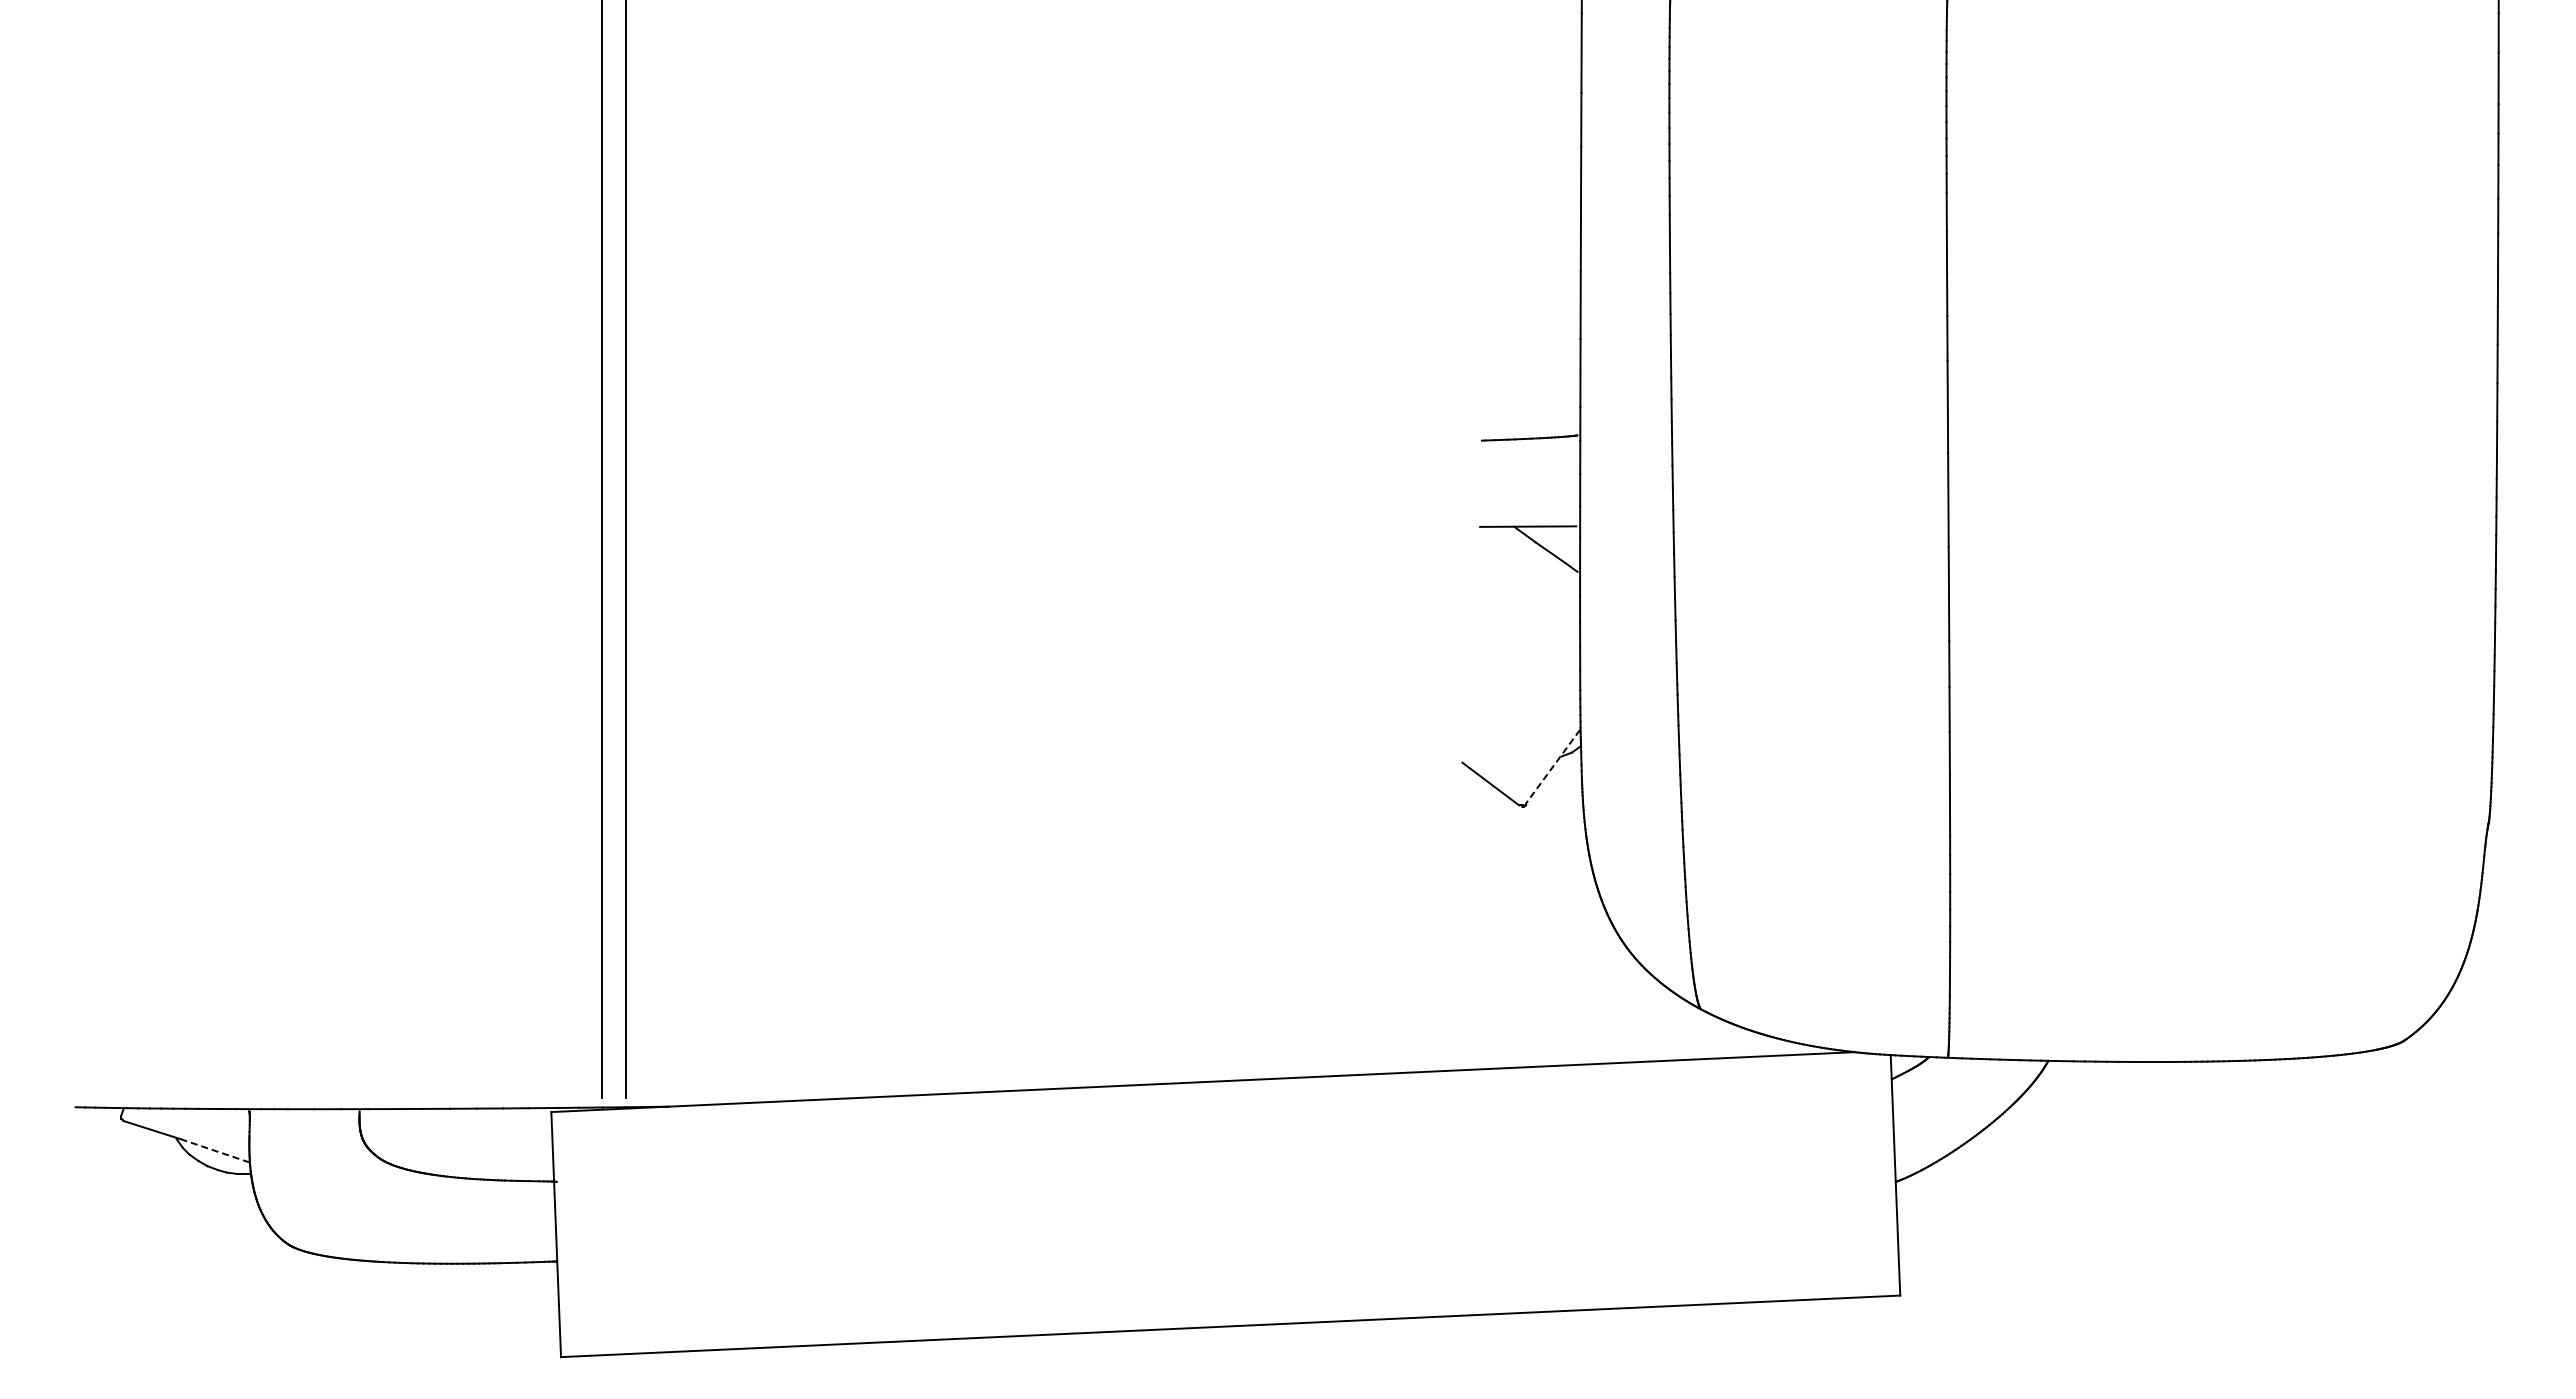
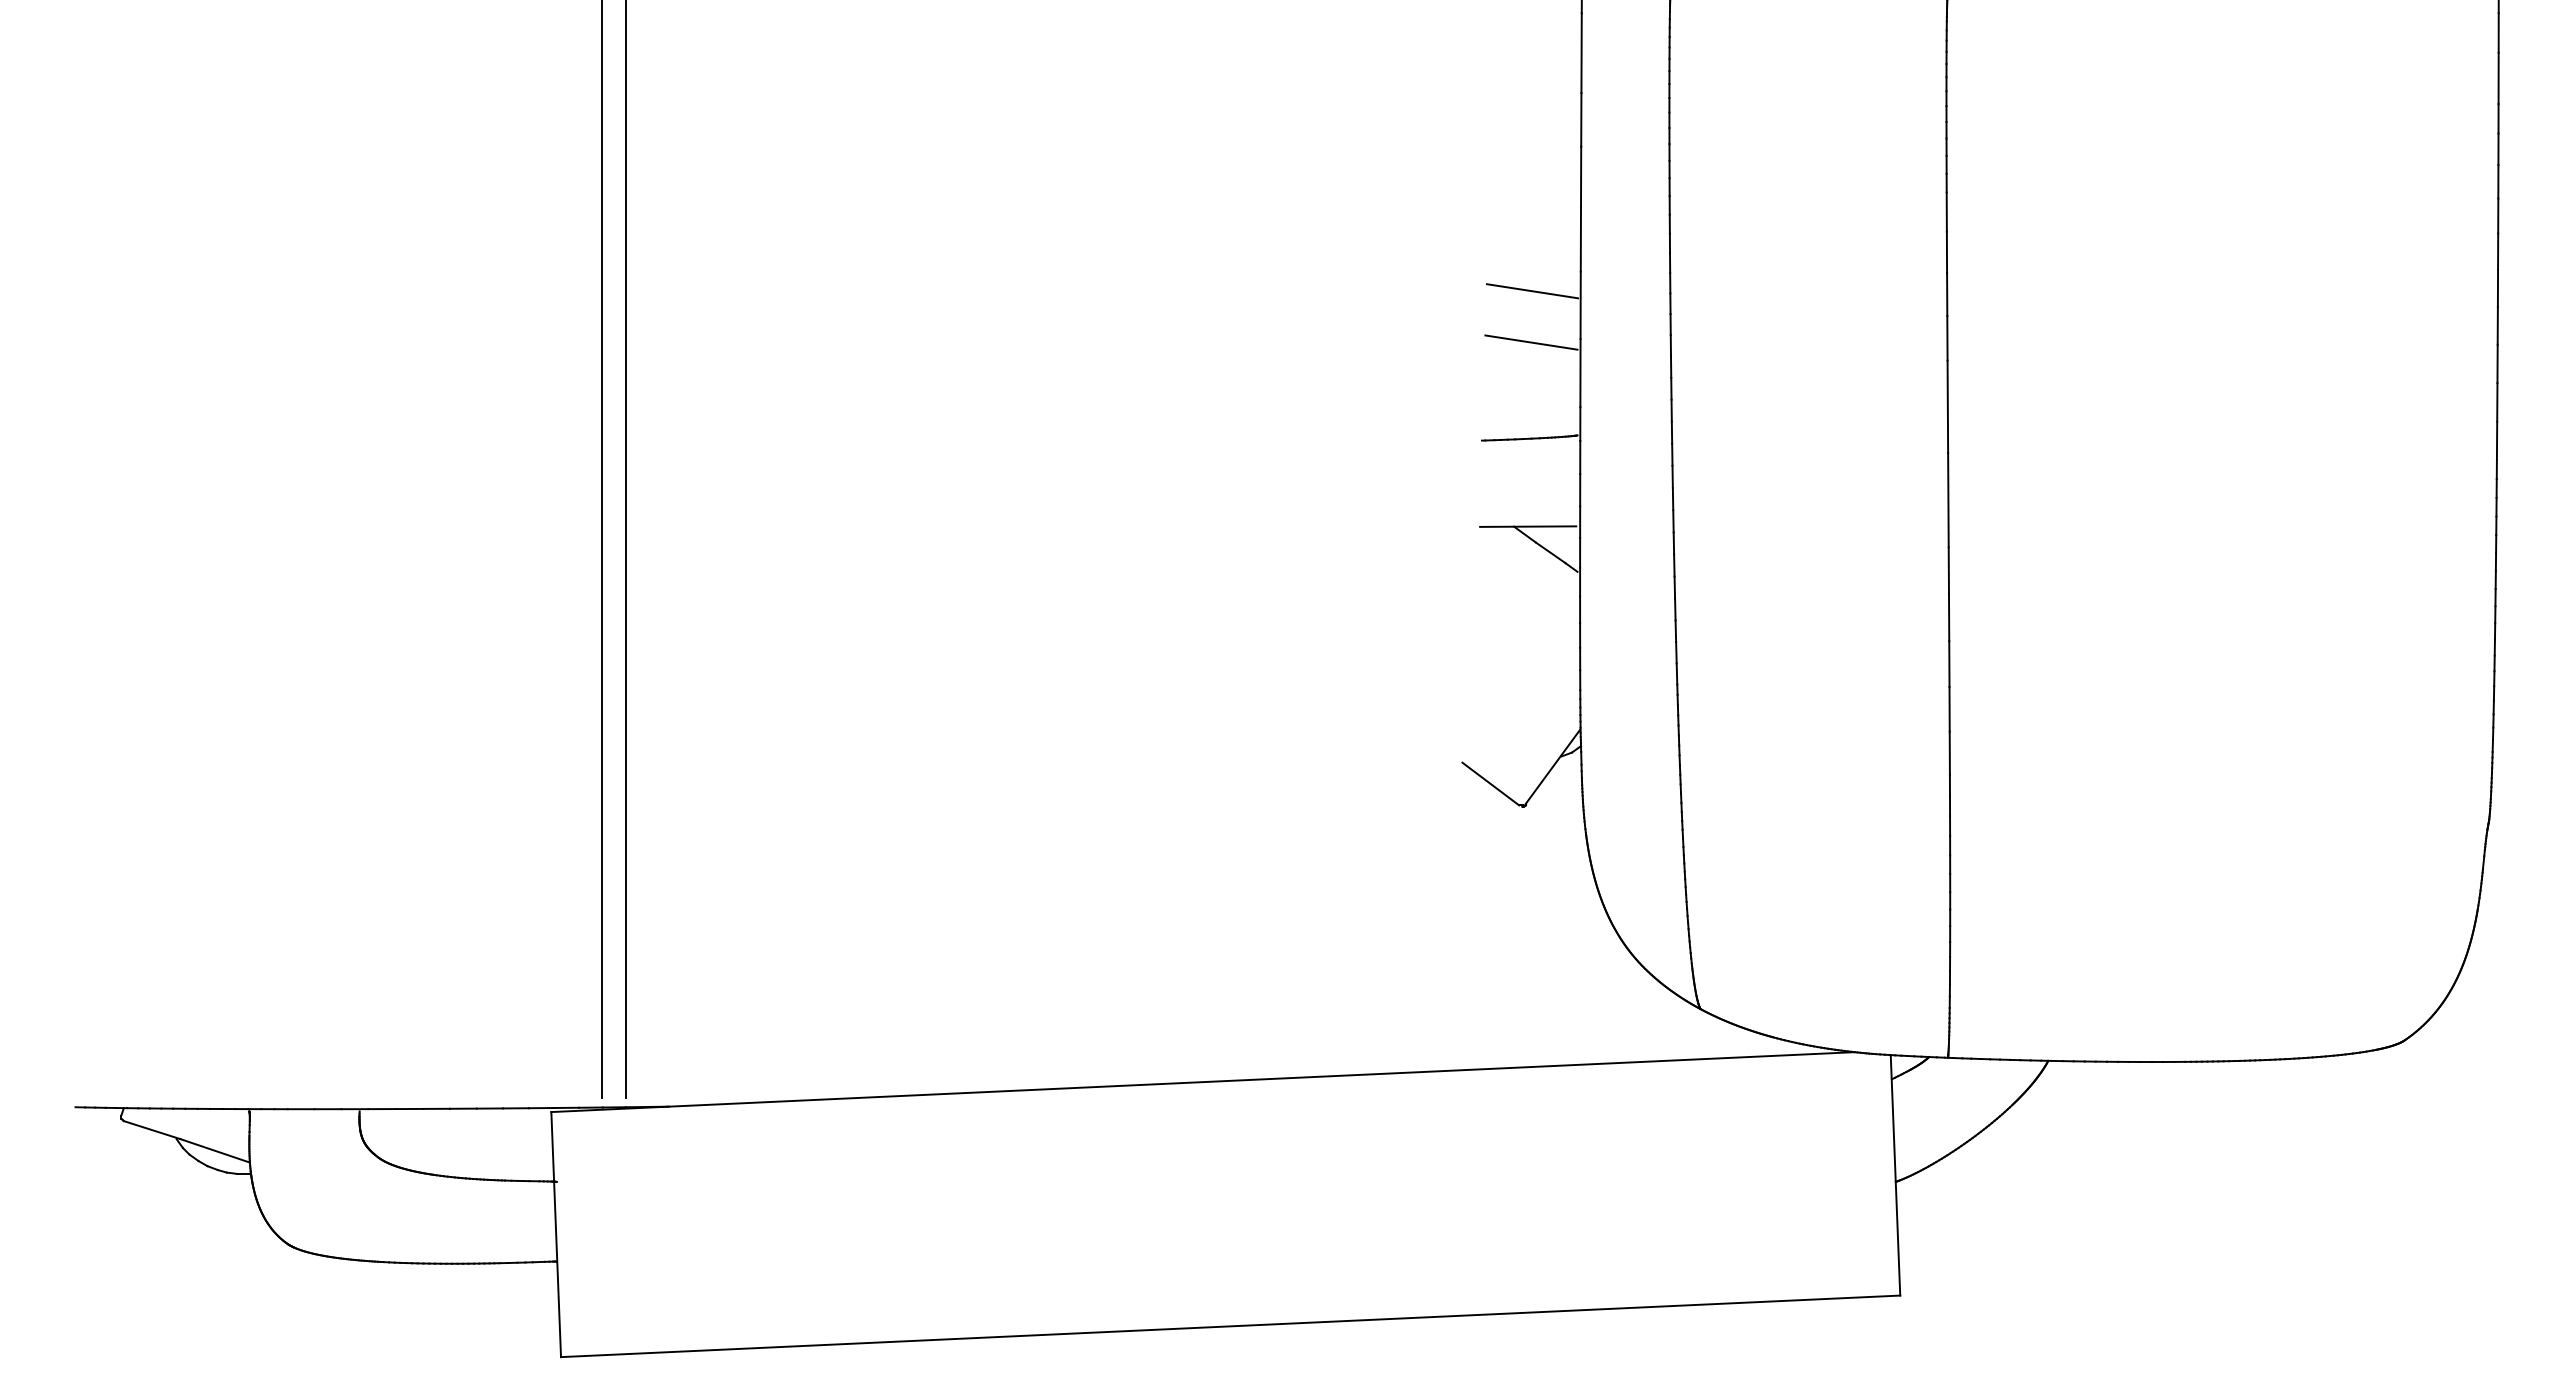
line: none -> present (1532, 291)
line: none -> present (1531, 342)
line: dashed -> solid (1552, 767)
line: dashed -> solid (215, 1150)
